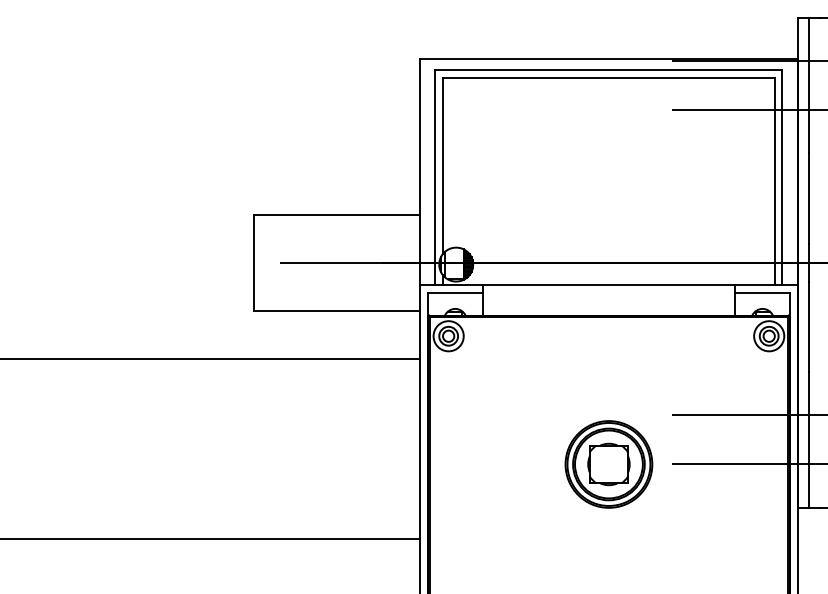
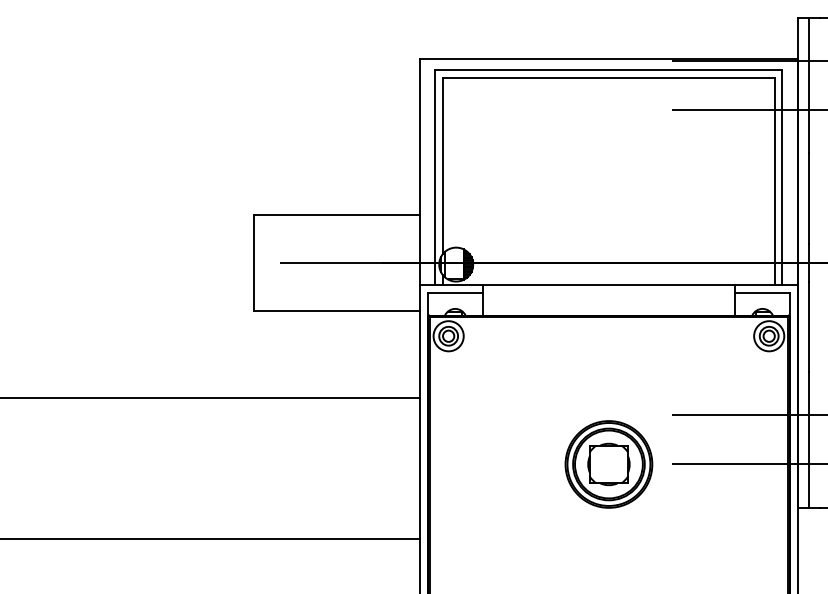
line position: (211, 359) -> (211, 398) (211, 398)
